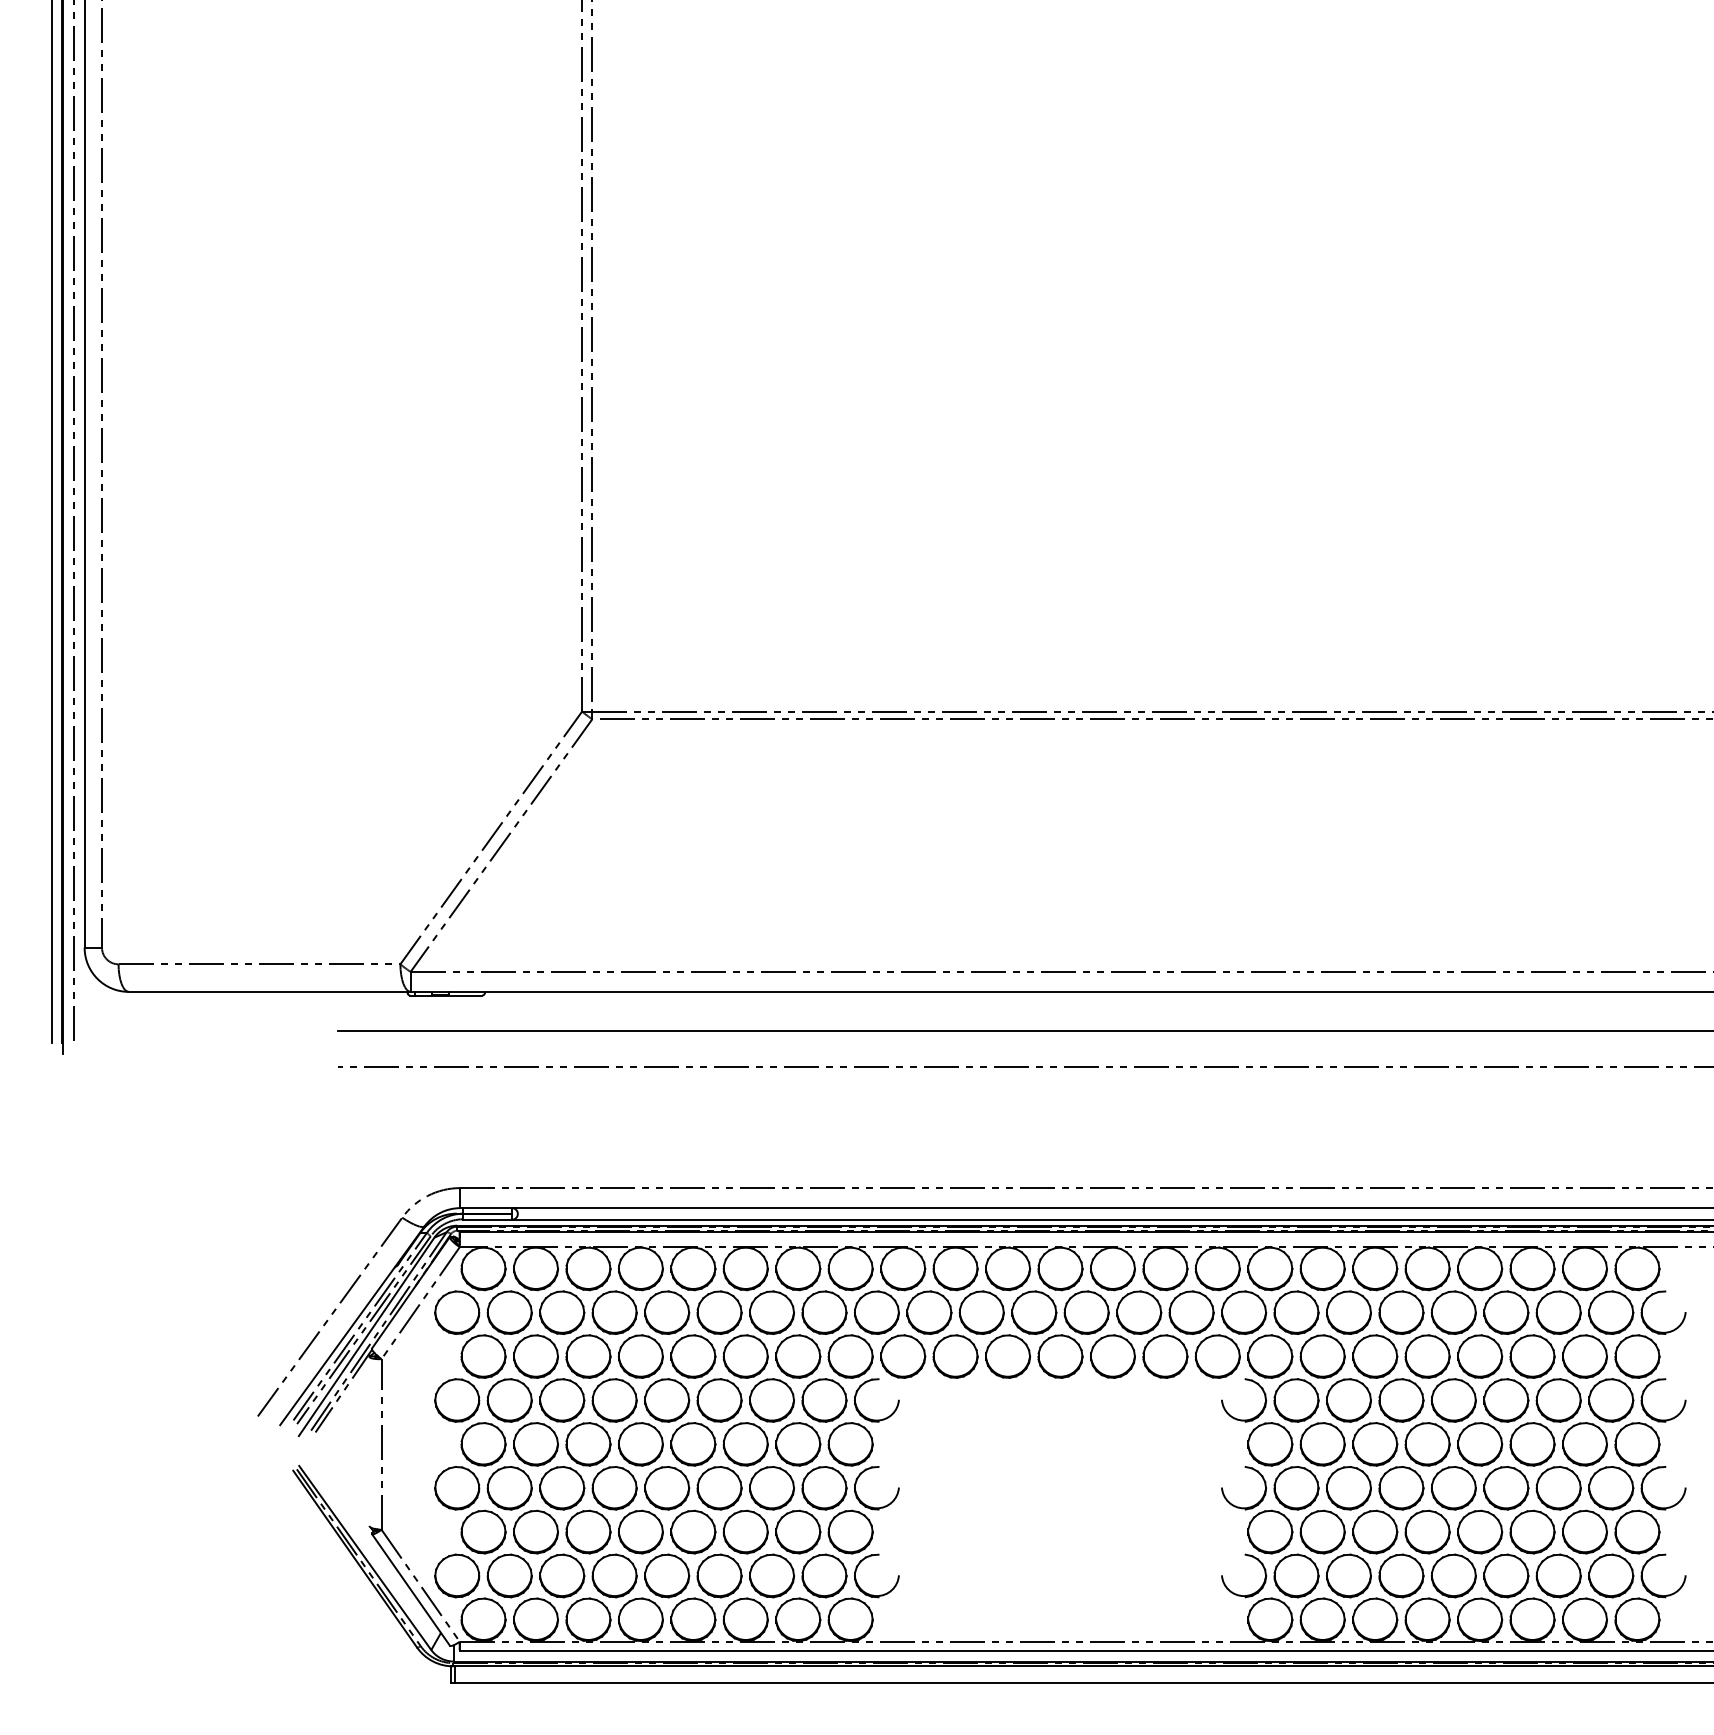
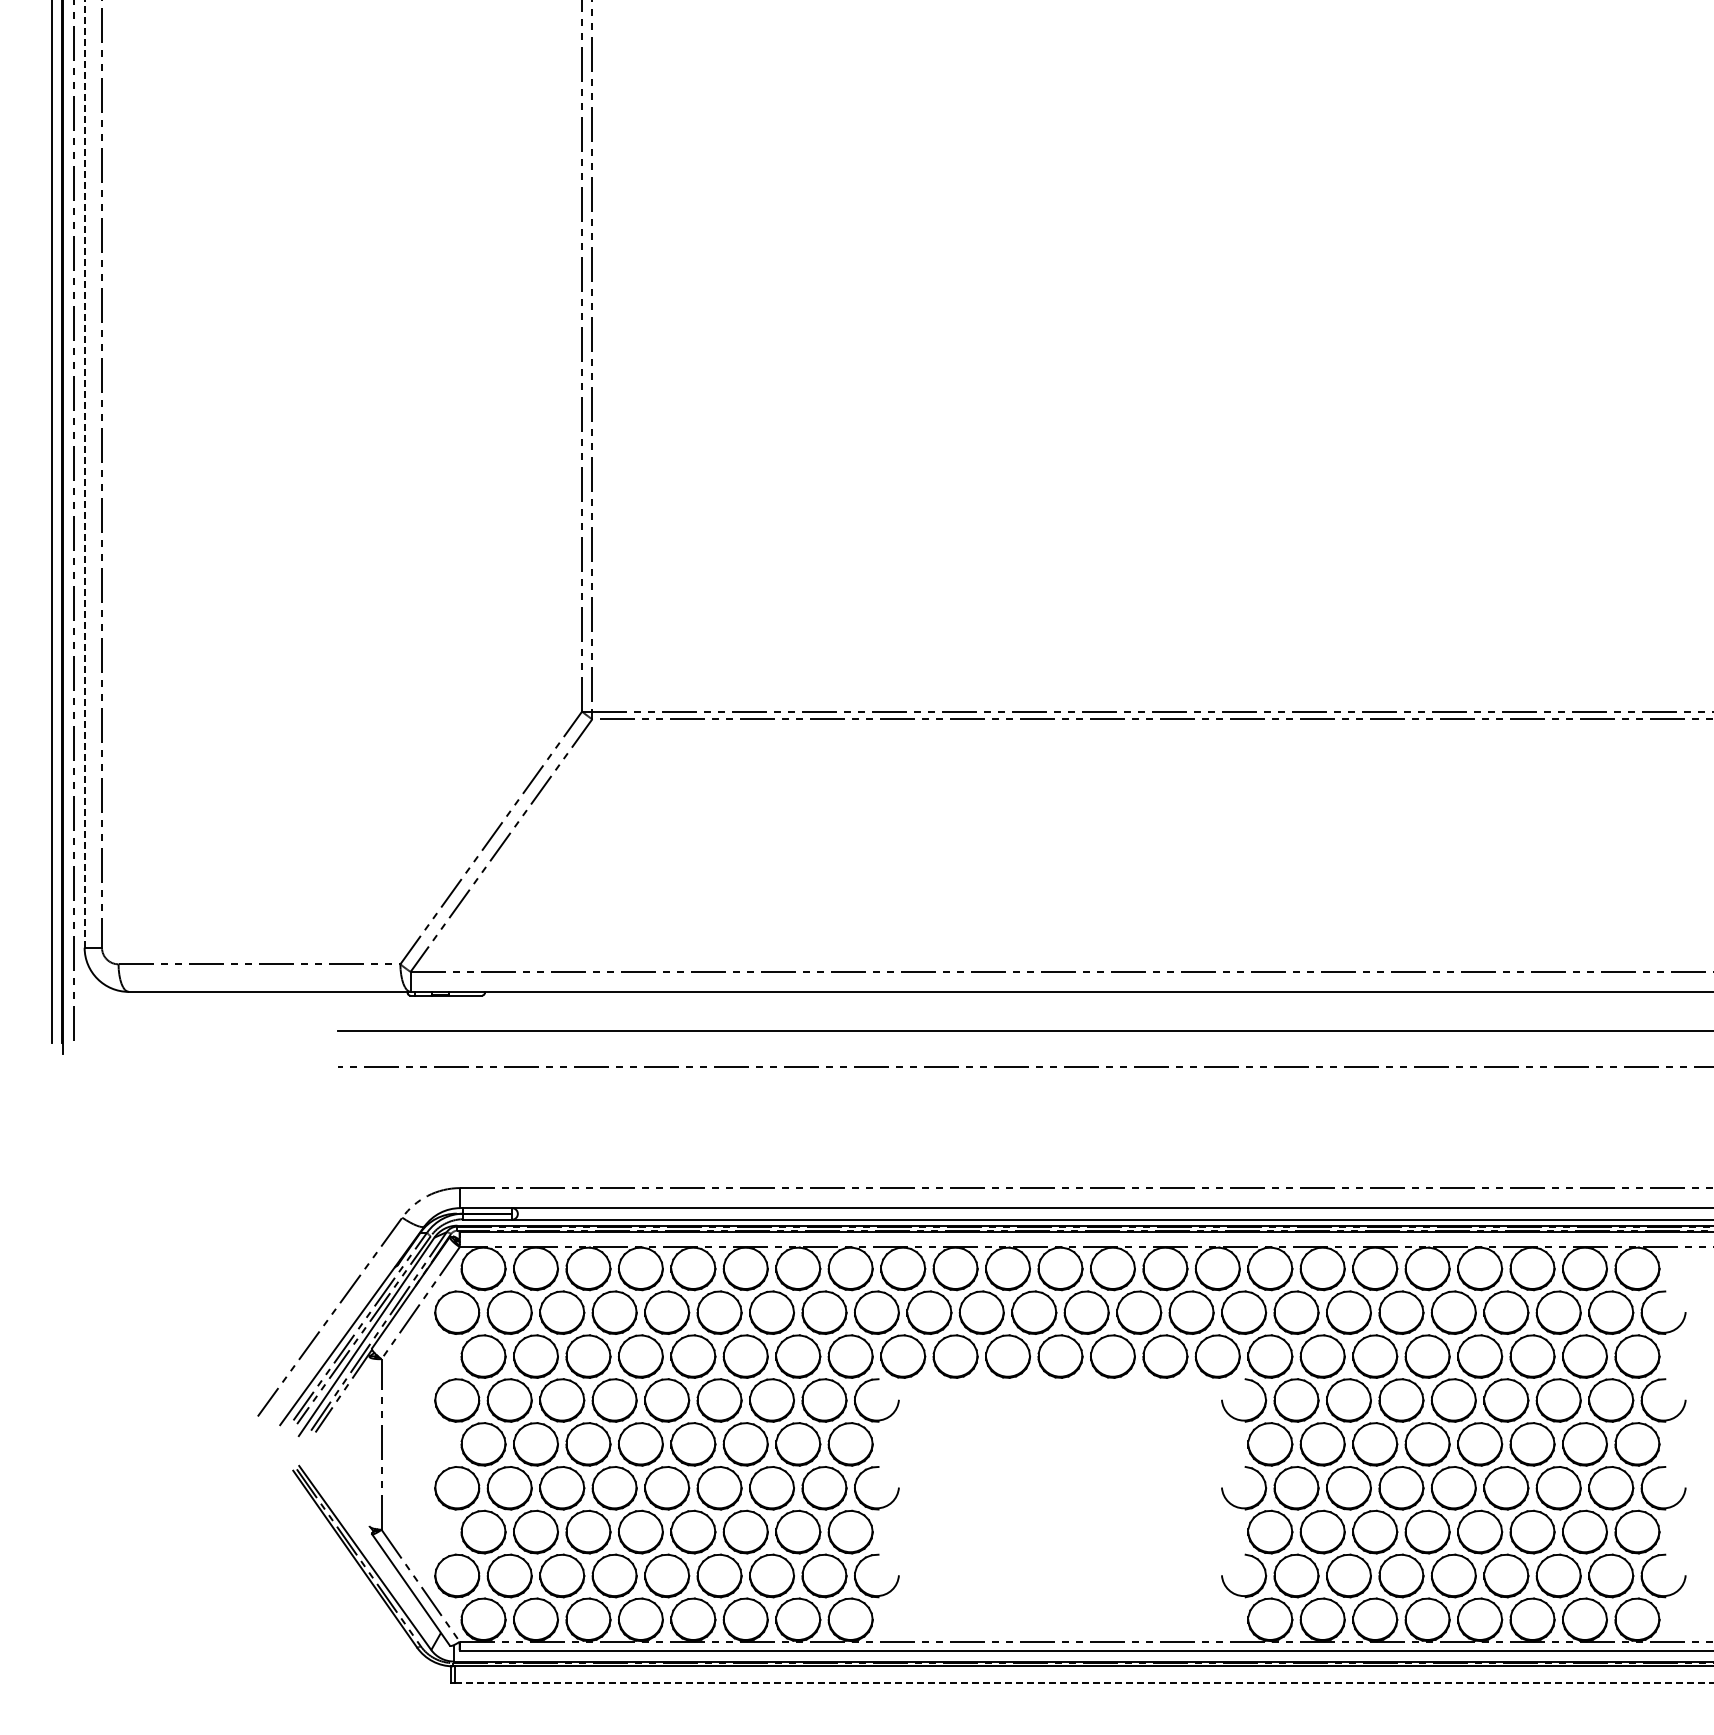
line: solid -> dashed (84, 473)
line: solid -> dashed (1084, 1682)
